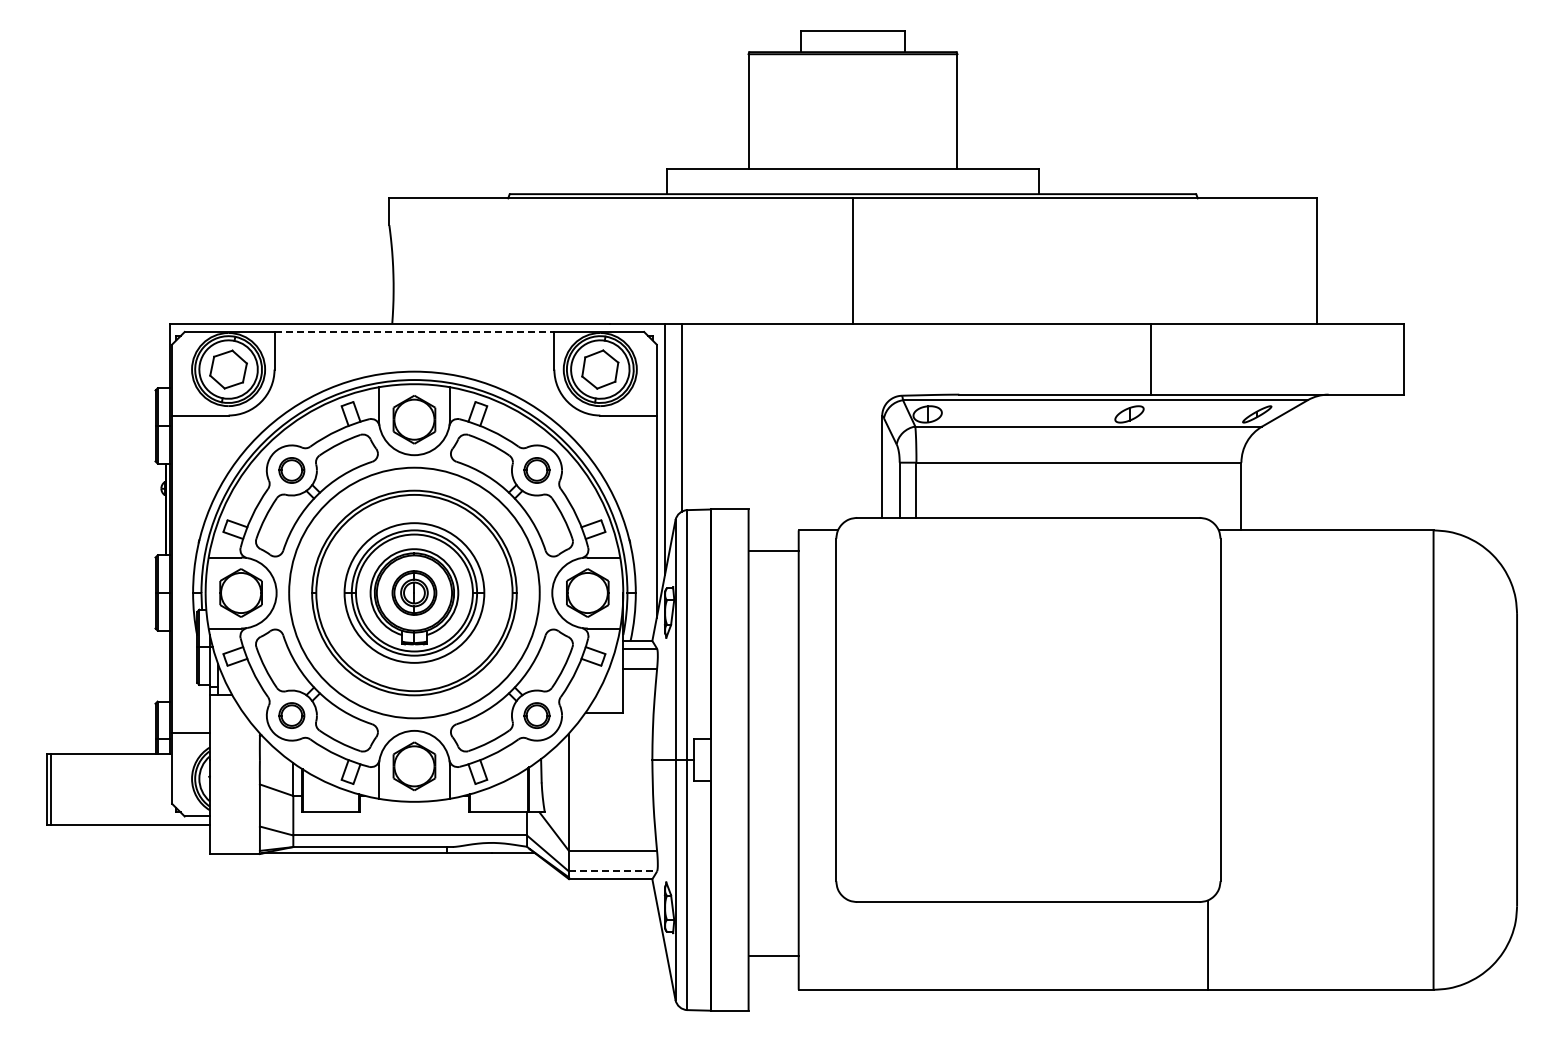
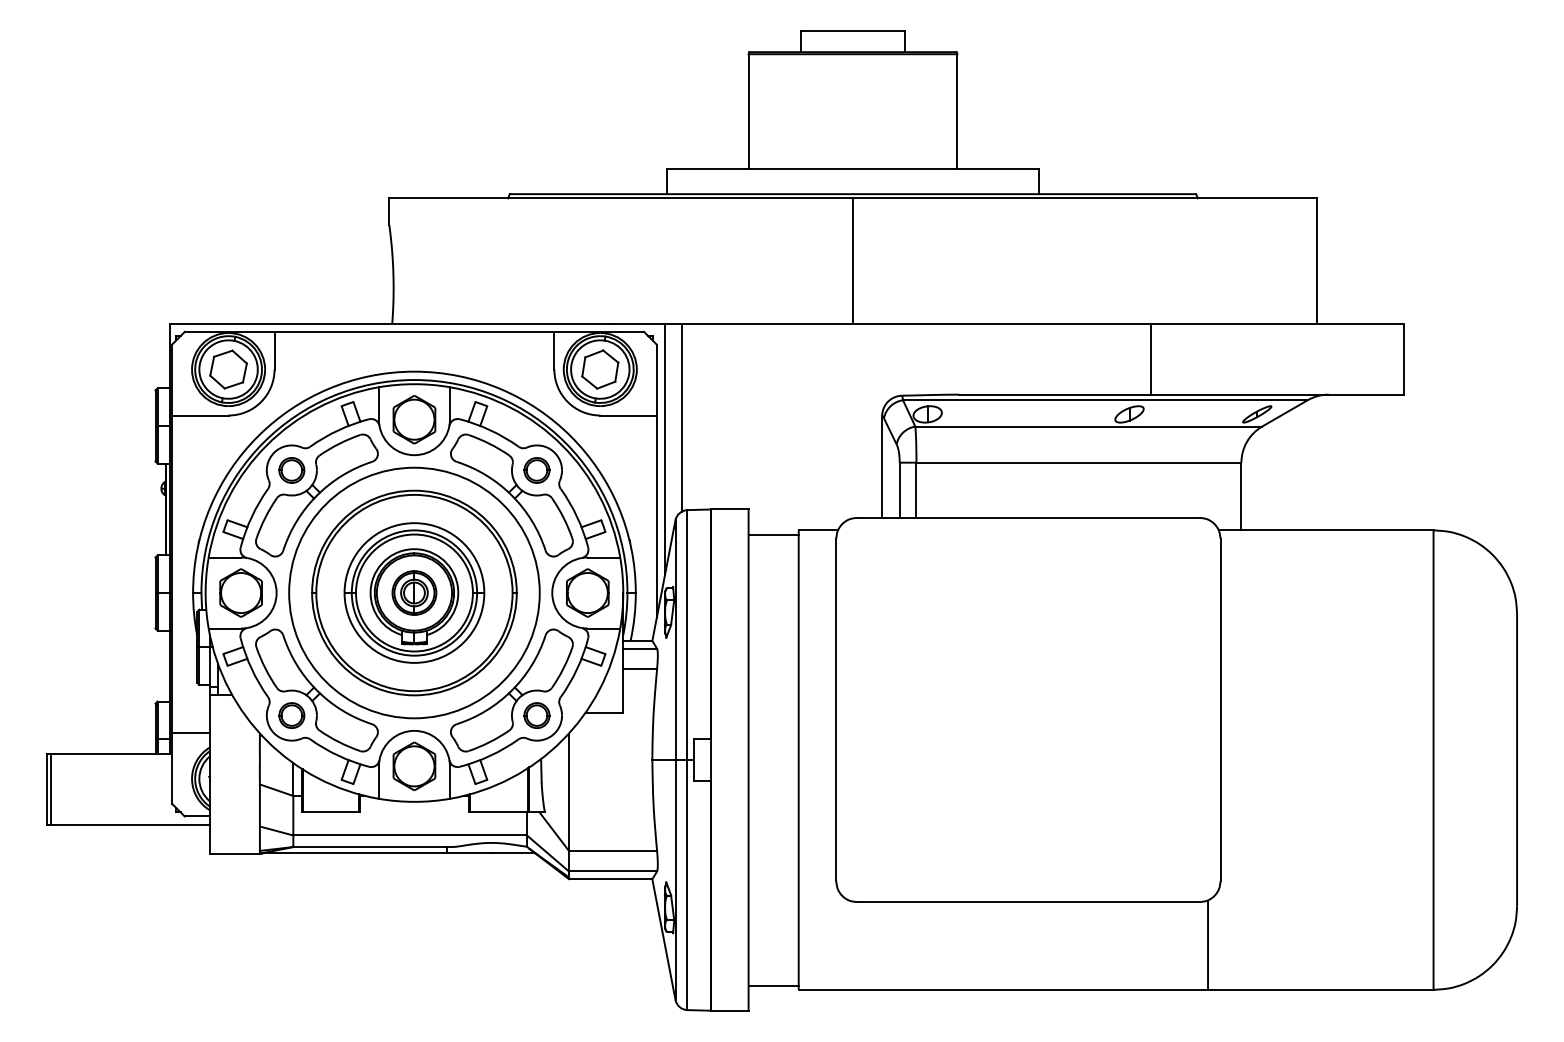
line: dashed -> solid (414, 331)
line position: (773, 550) -> (773, 534) (773, 534)
line: dashed -> solid (613, 871)
line position: (773, 955) -> (773, 985) (773, 985)
